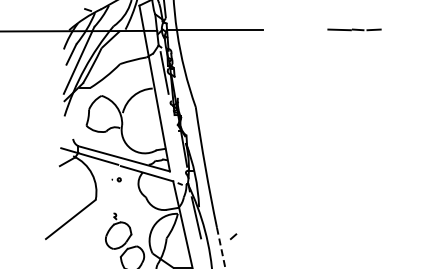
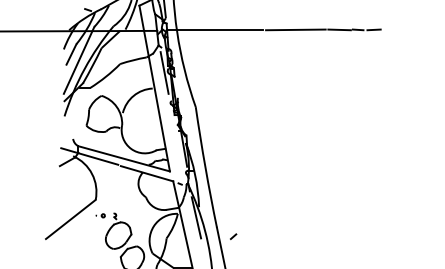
line: none -> present (295, 29)
part position: (116, 179) -> (100, 215) (100, 215)
line: dashed -> solid (221, 248)
